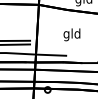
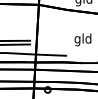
text position: (71, 34) -> (82, 39) (82, 39)
